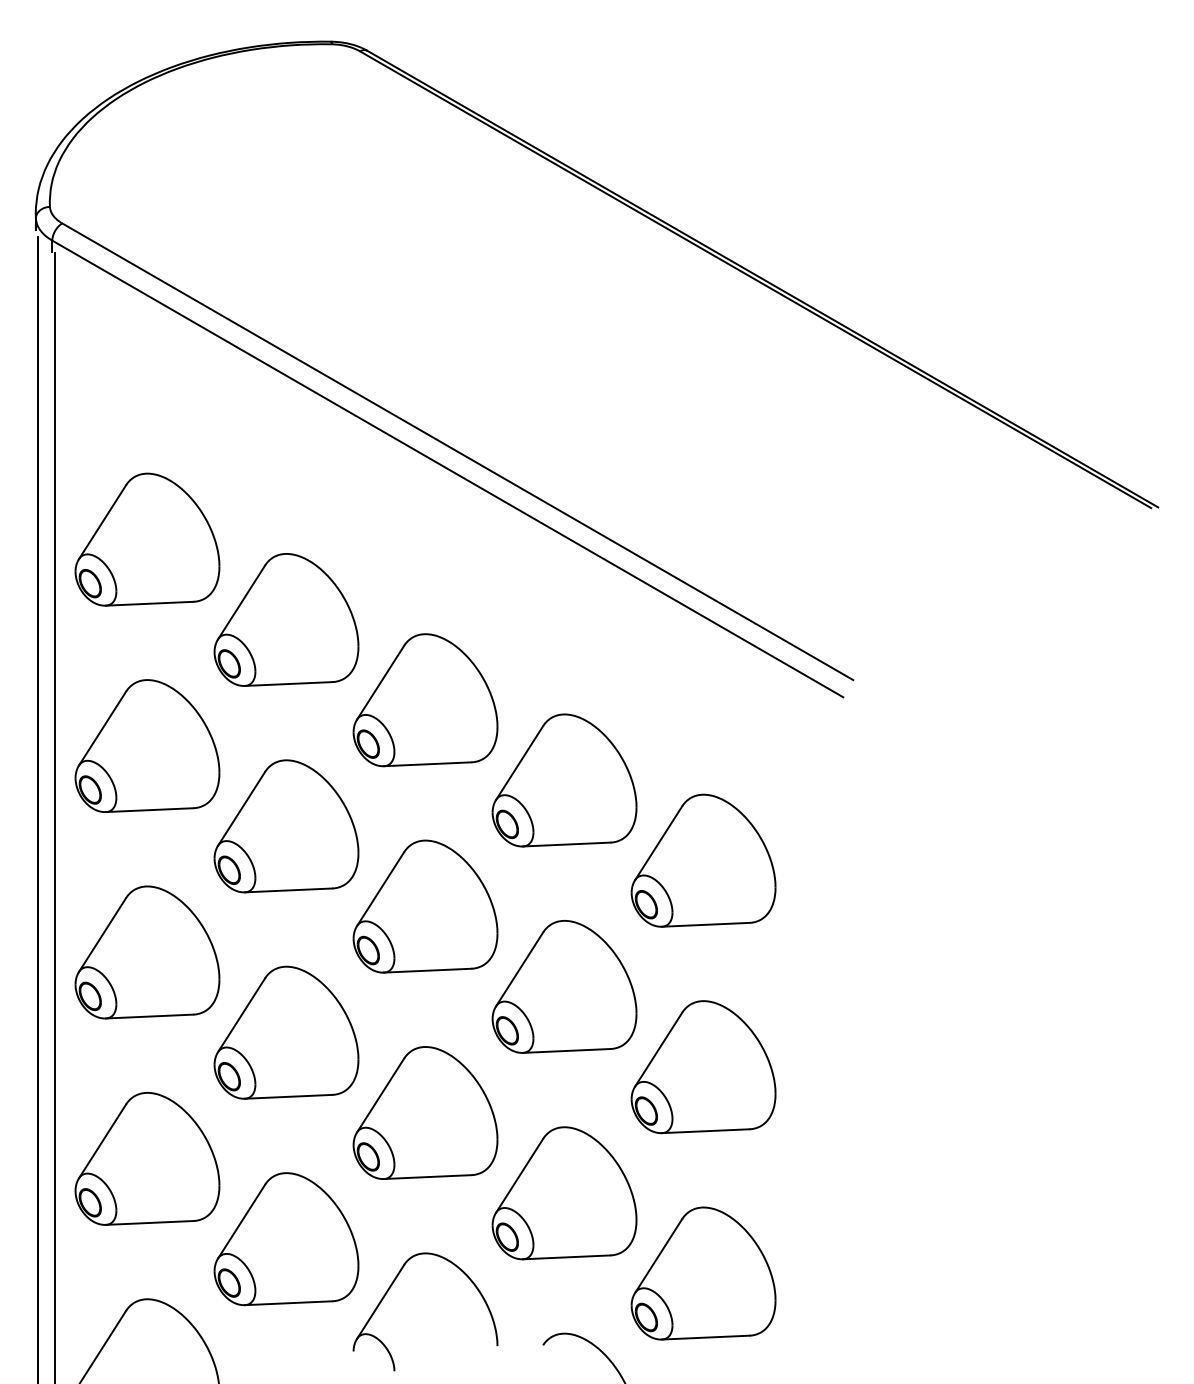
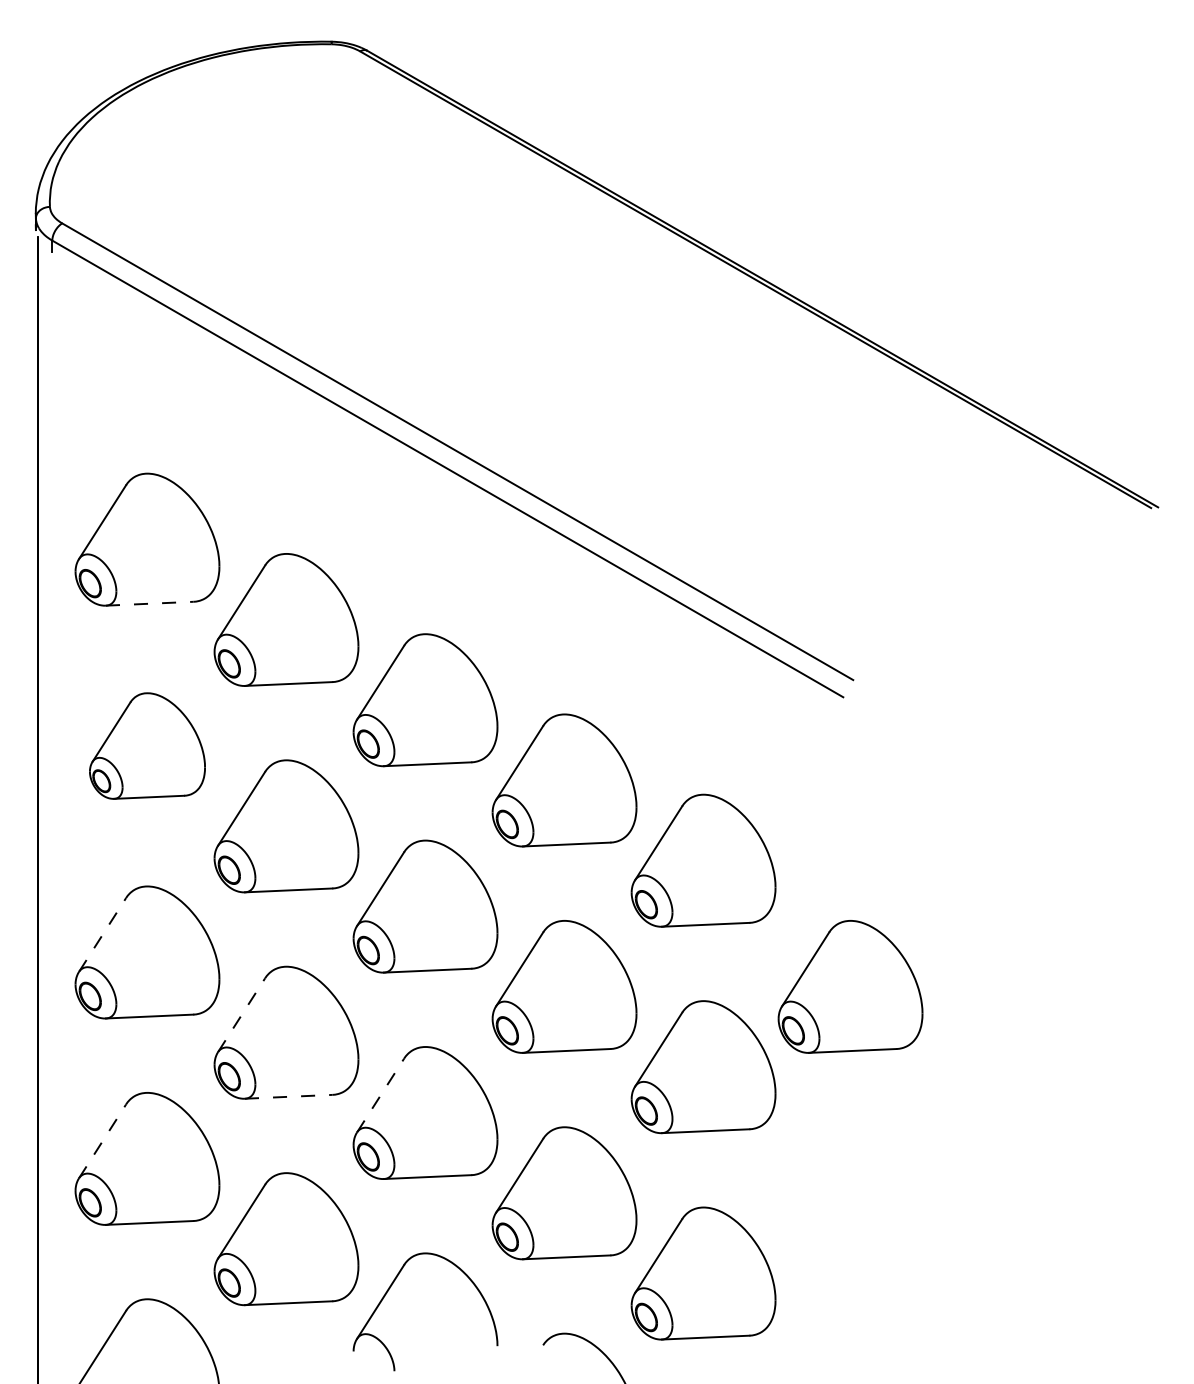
line: solid -> dashed (149, 603)
part size: 147x134 px -> 117x108 px (147, 745)
line: present -> none (54, 816)
line: solid -> dashed (102, 935)
part: none -> present (850, 986)
line: solid -> dashed (241, 1015)
line: solid -> dashed (380, 1095)
line: solid -> dashed (288, 1096)
line: solid -> dashed (102, 1141)
